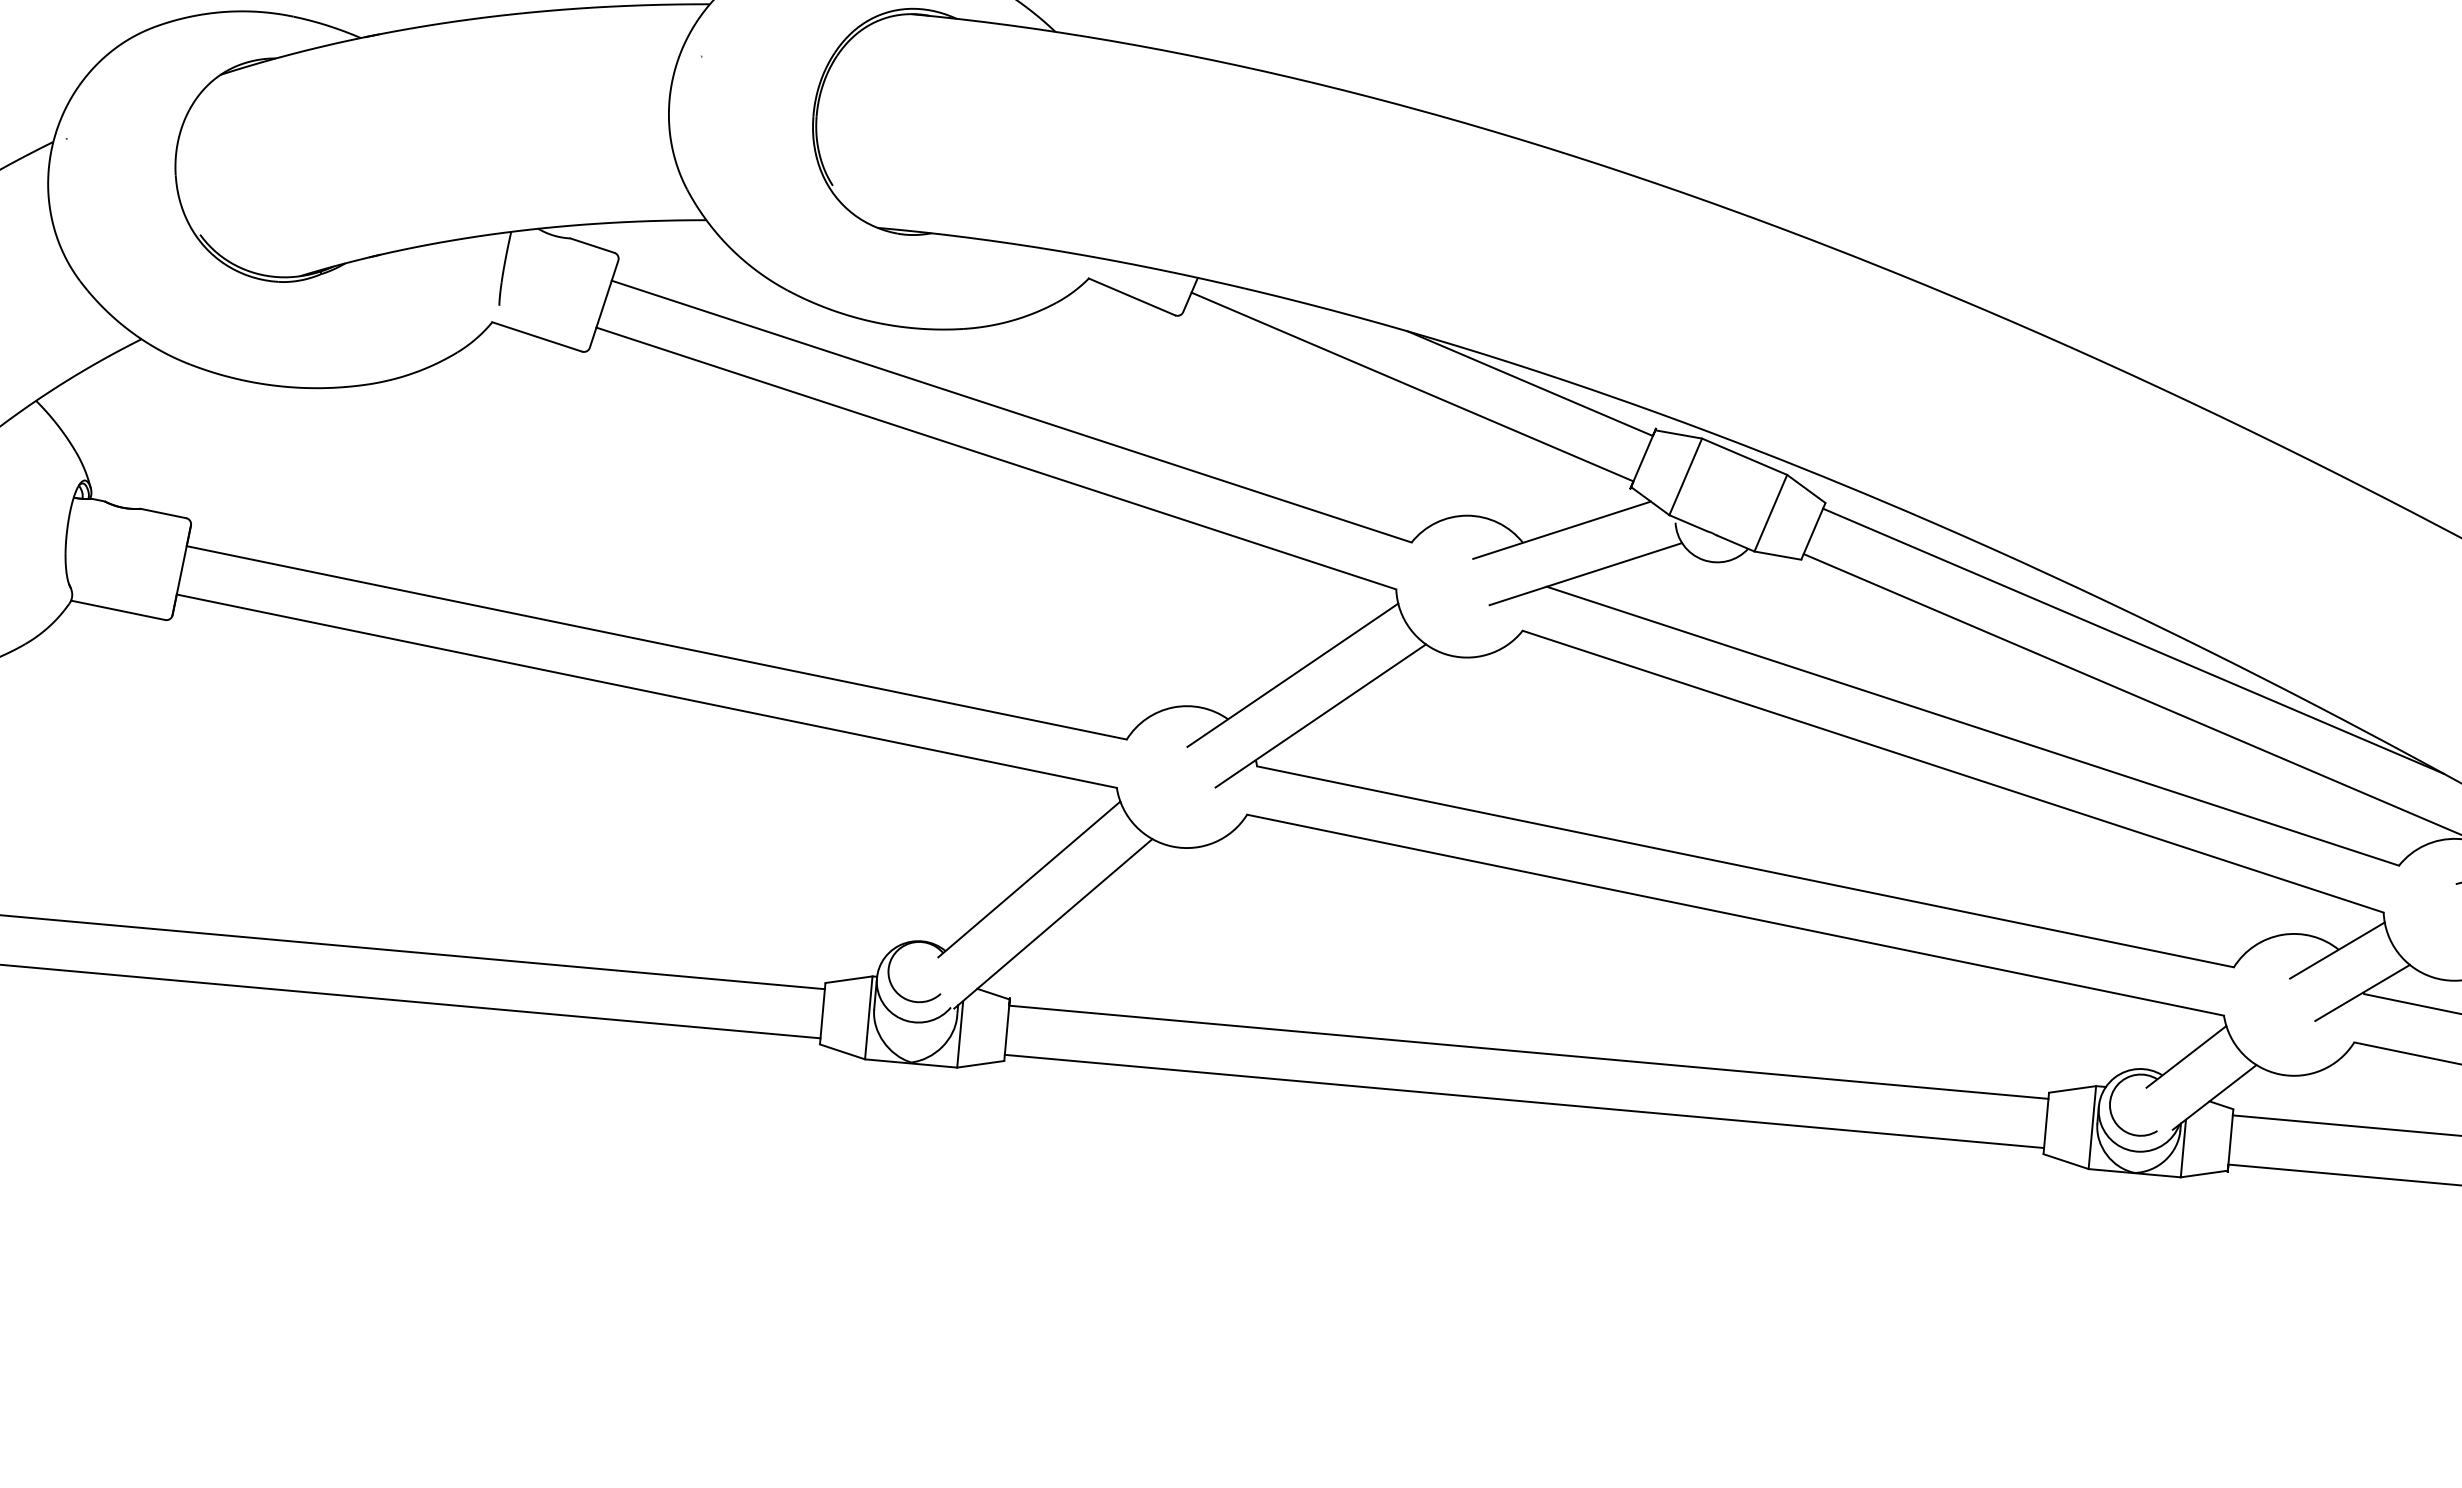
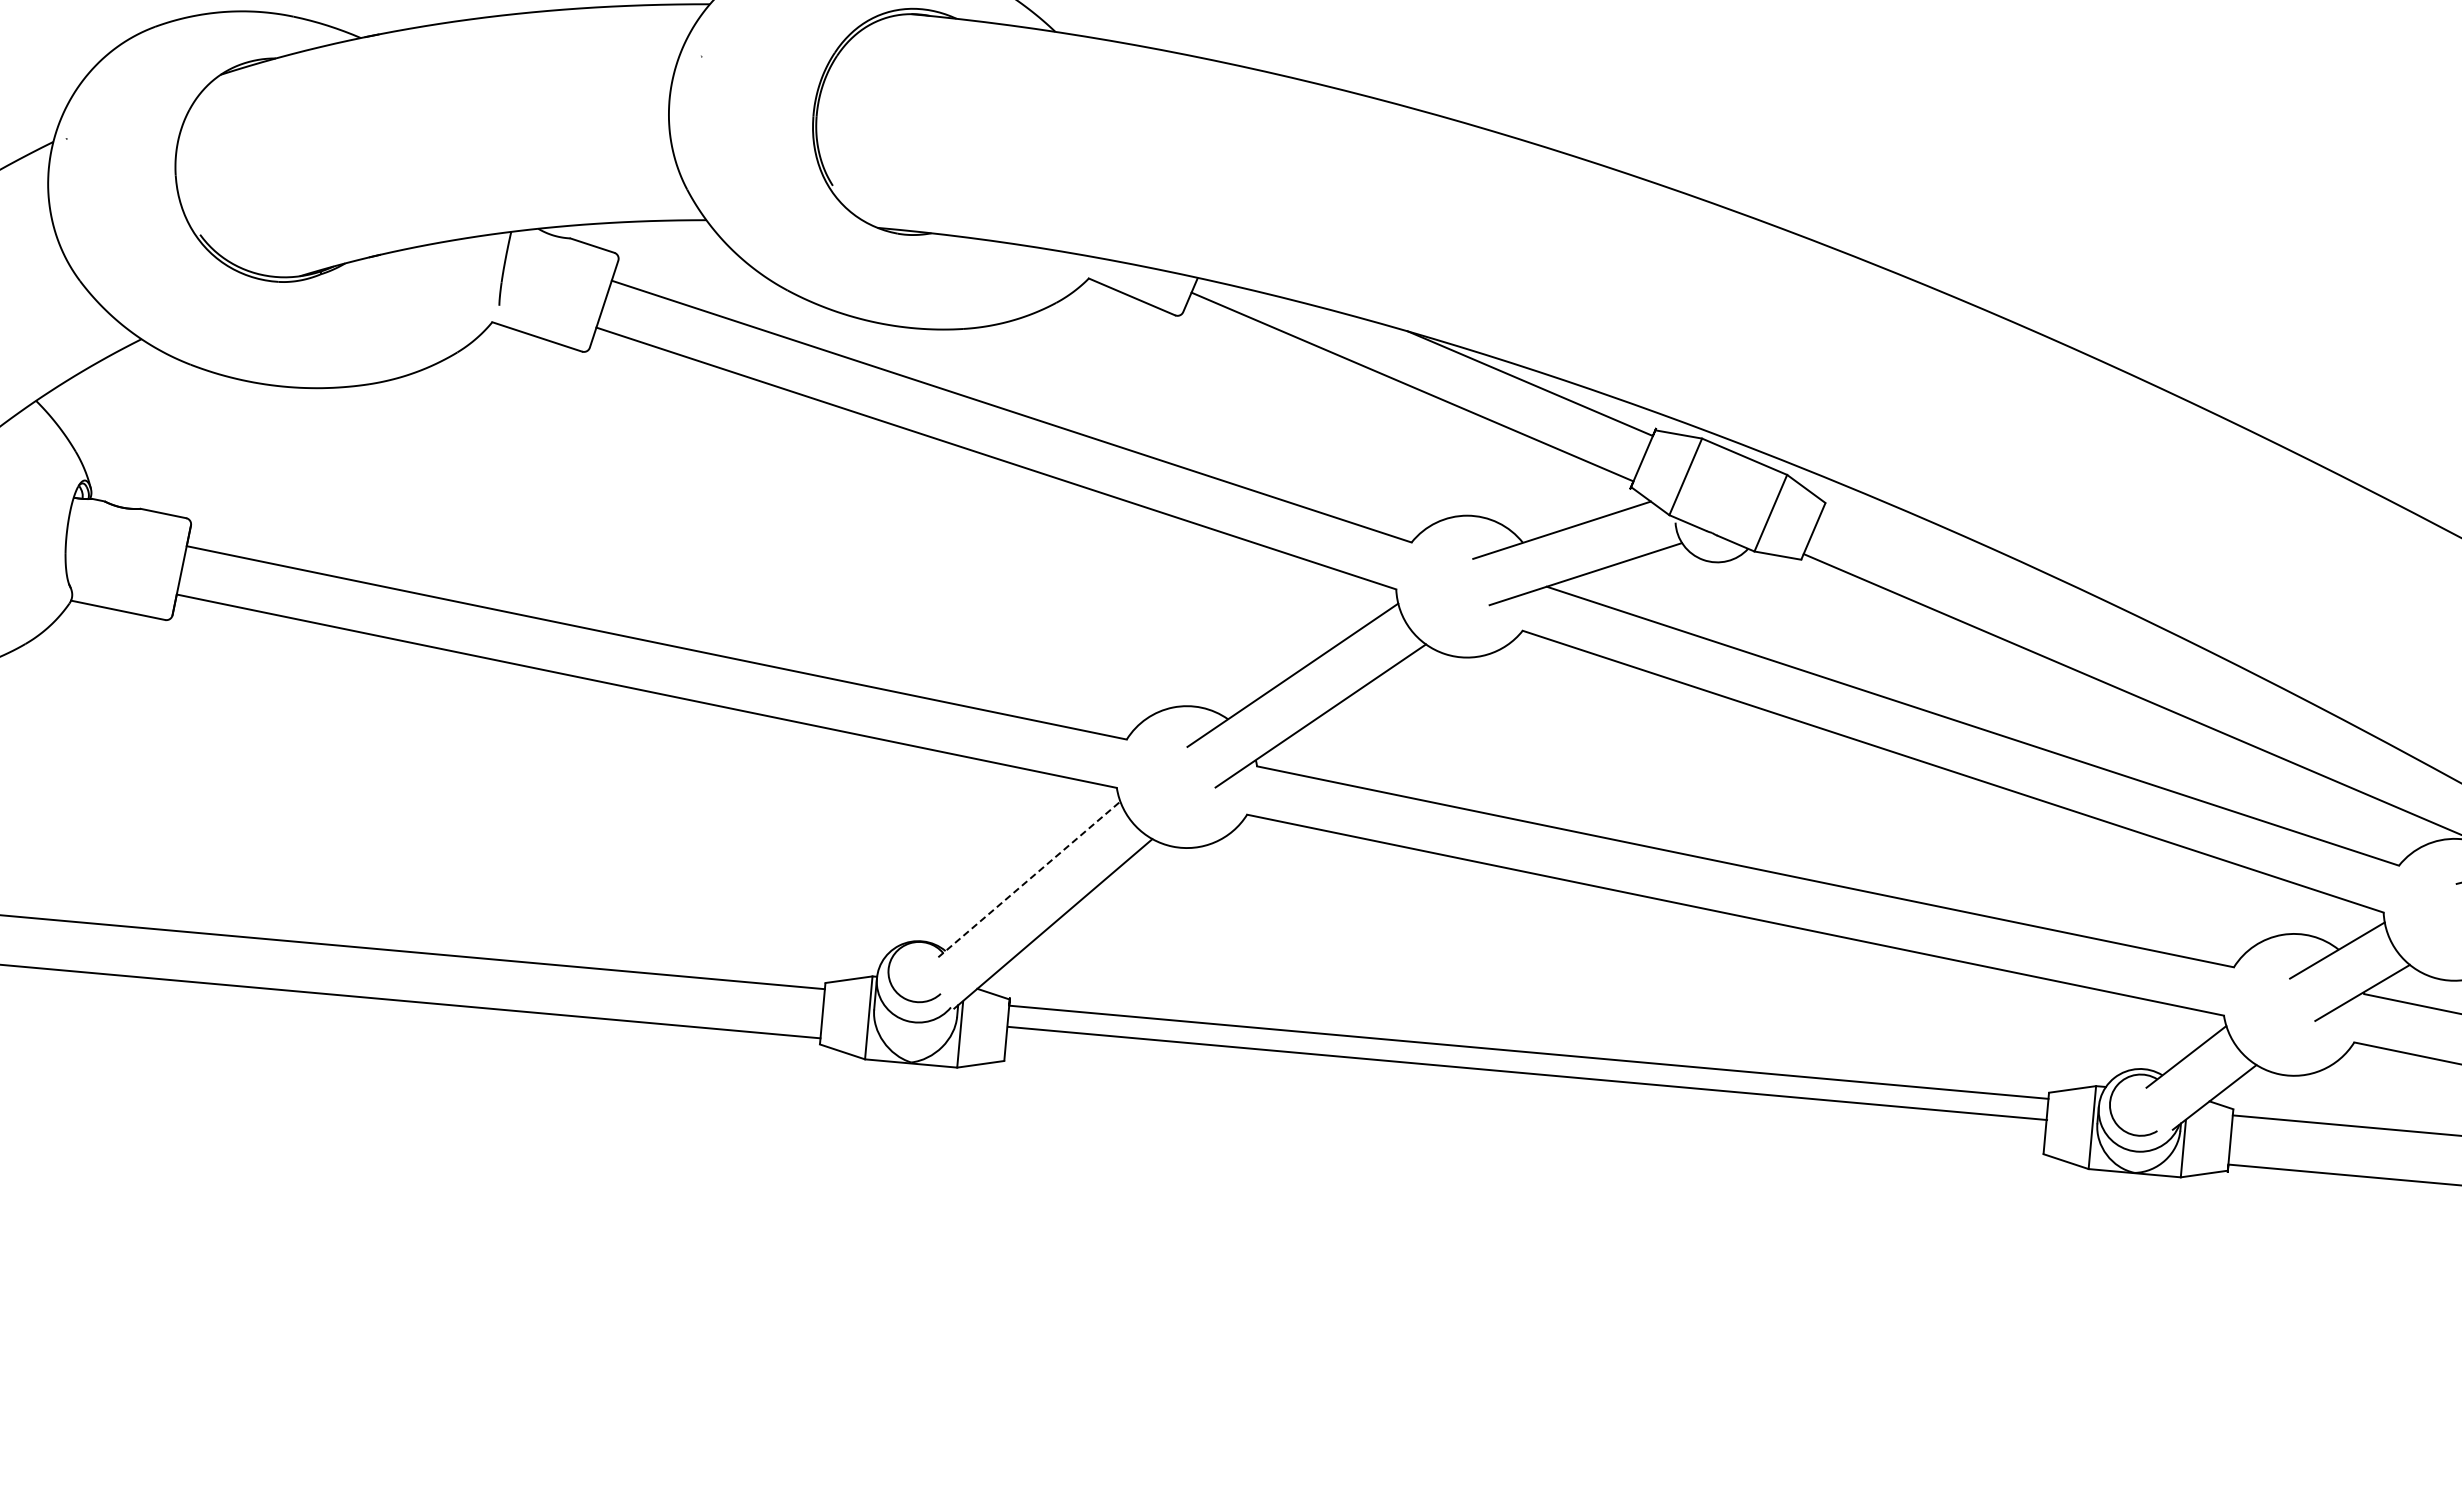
line: present -> none (2133, 640)
line: solid -> dashed (1029, 879)
line position: (1524, 1101) -> (1527, 1073) (1527, 1073)
